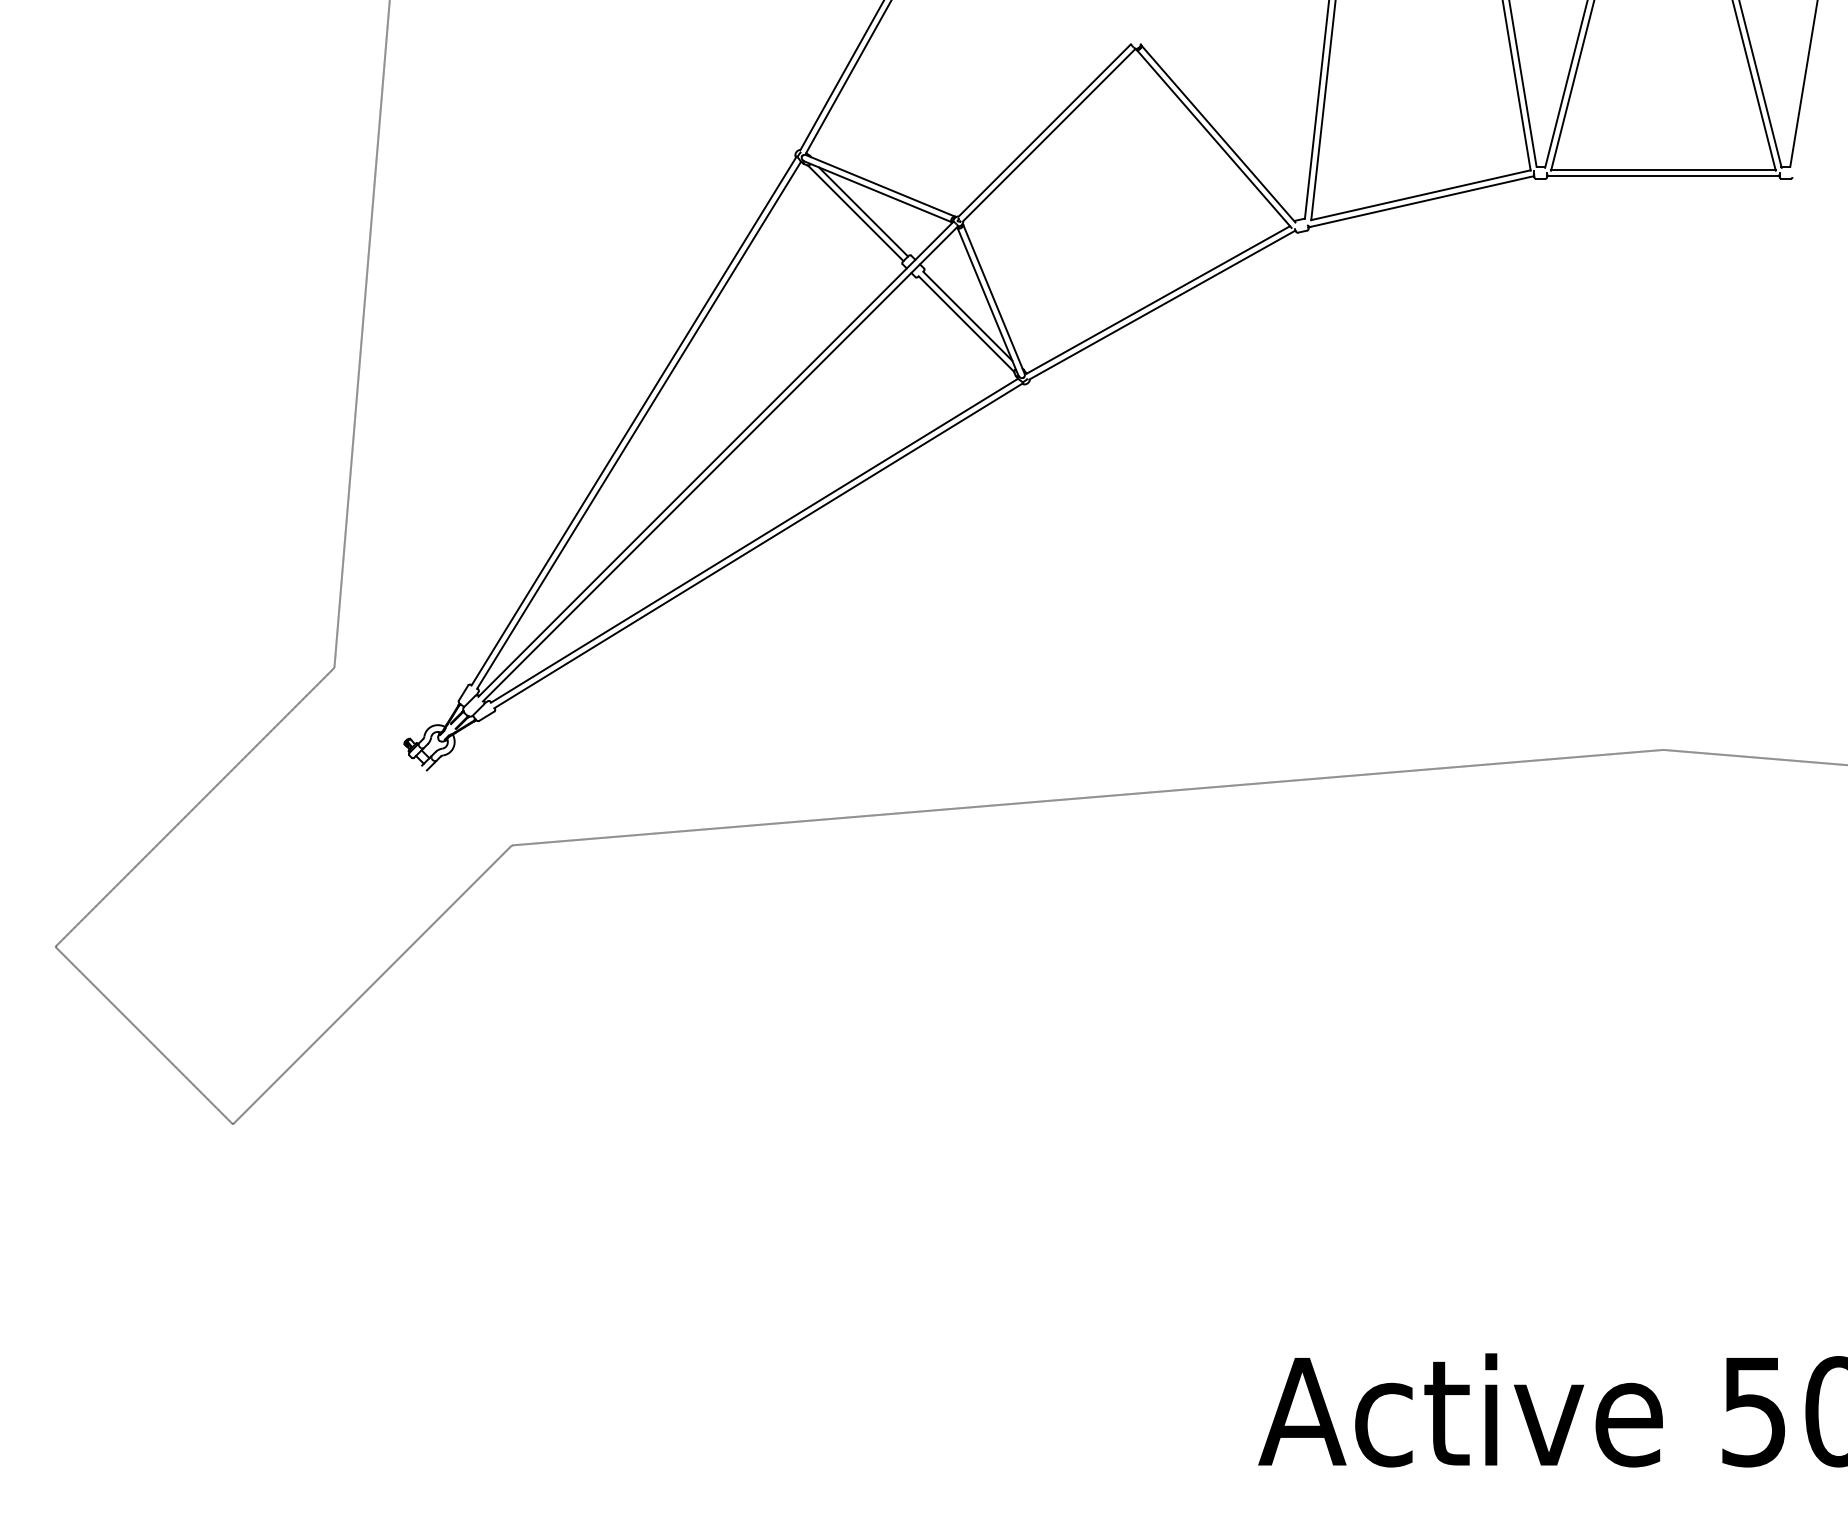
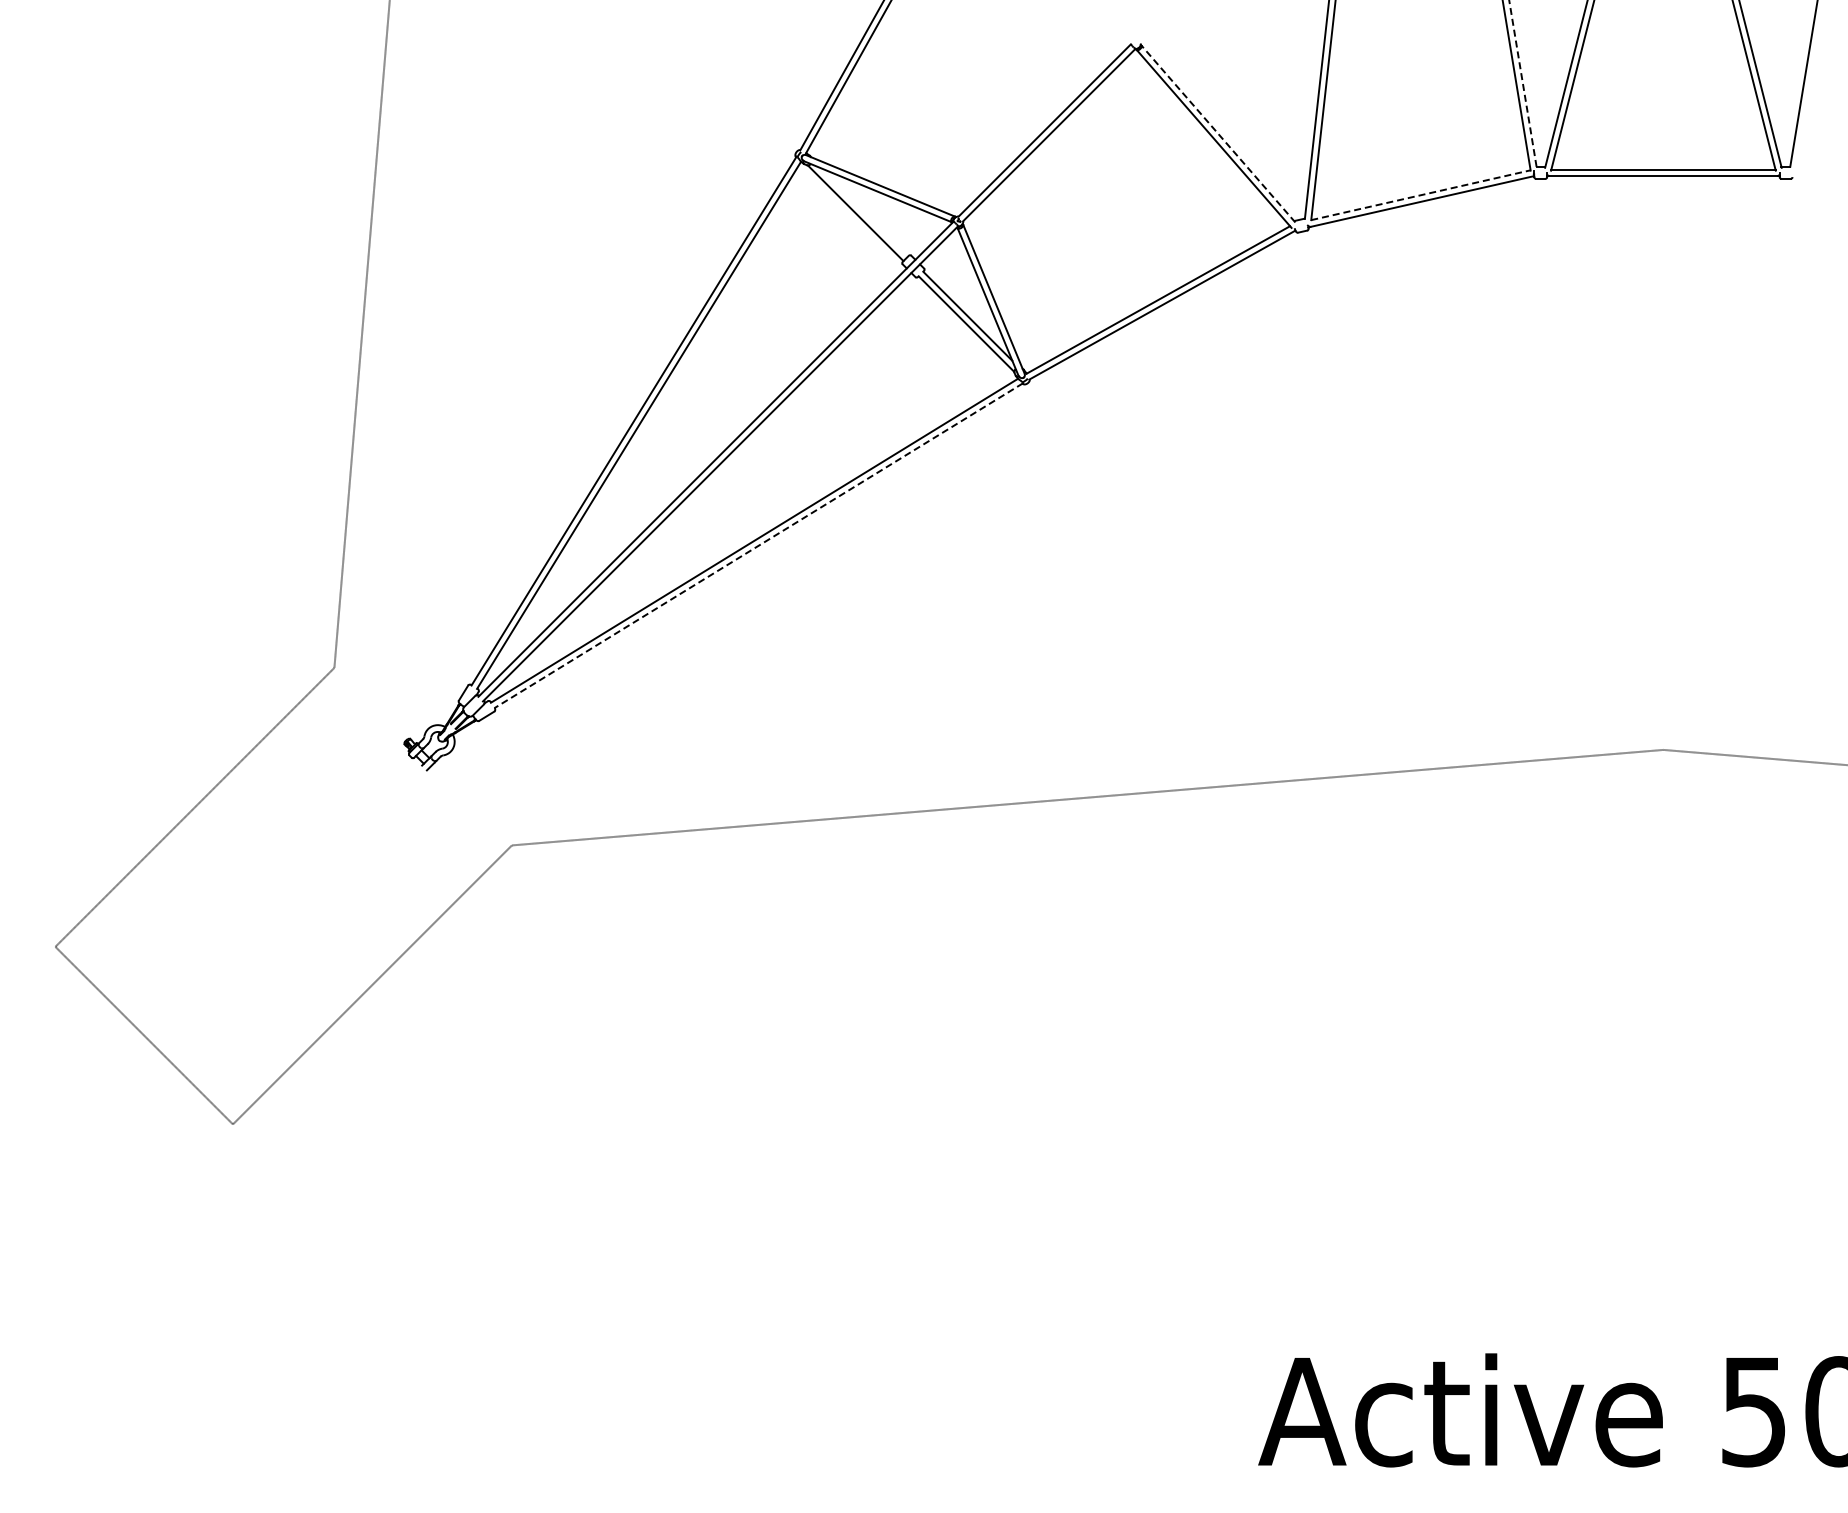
line: solid -> dashed (1522, 83)
line: solid -> dashed (1218, 133)
line: solid -> dashed (1421, 195)
line: present -> none (863, 211)
line: solid -> dashed (758, 546)
